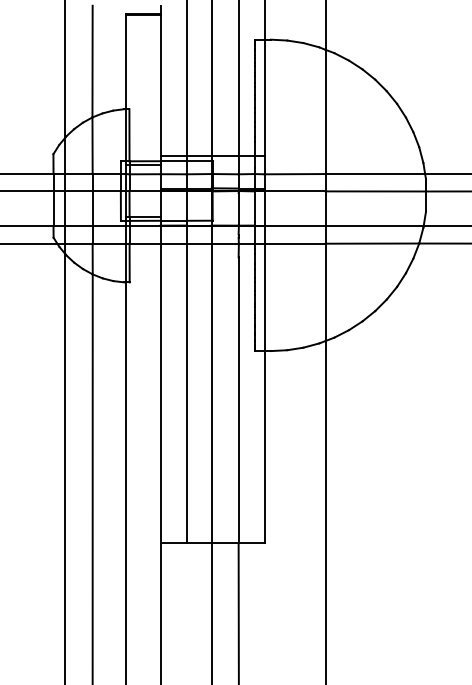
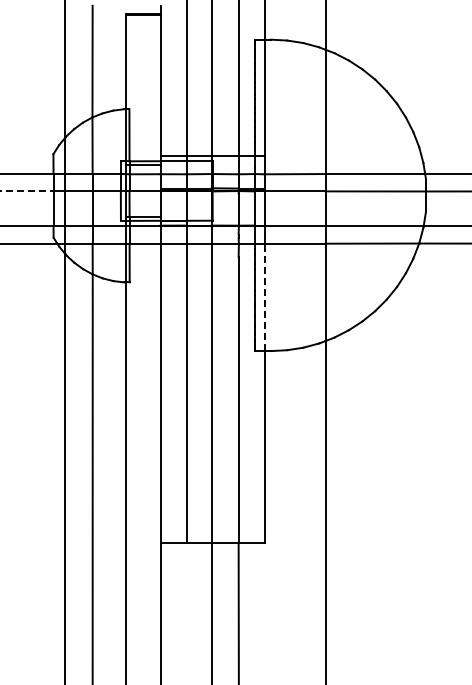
line: solid -> dashed (27, 191)
line: solid -> dashed (264, 297)
